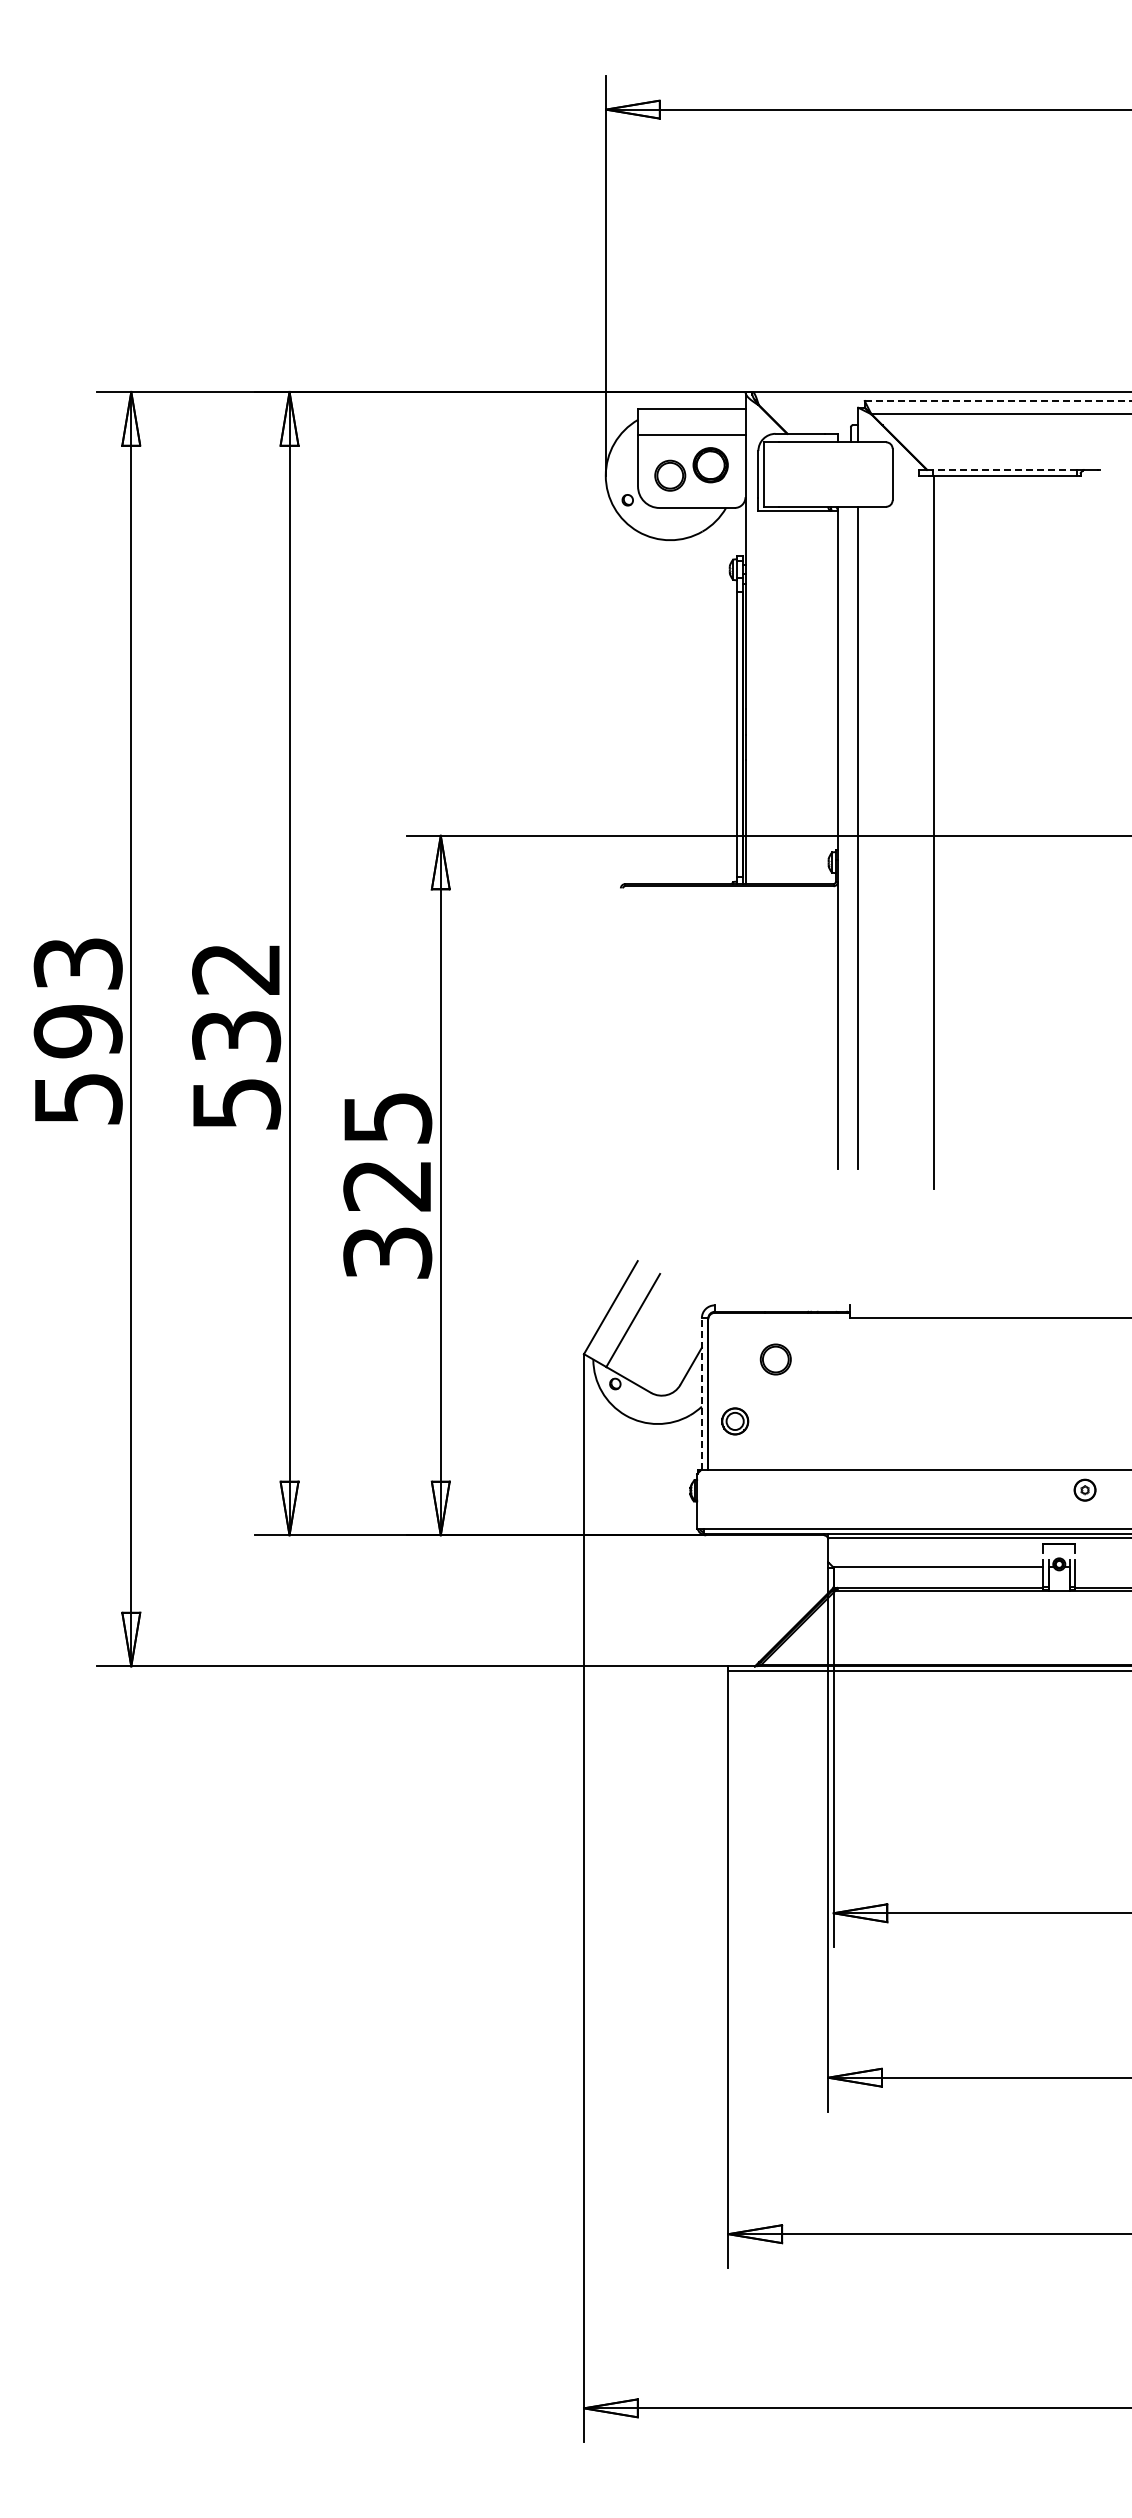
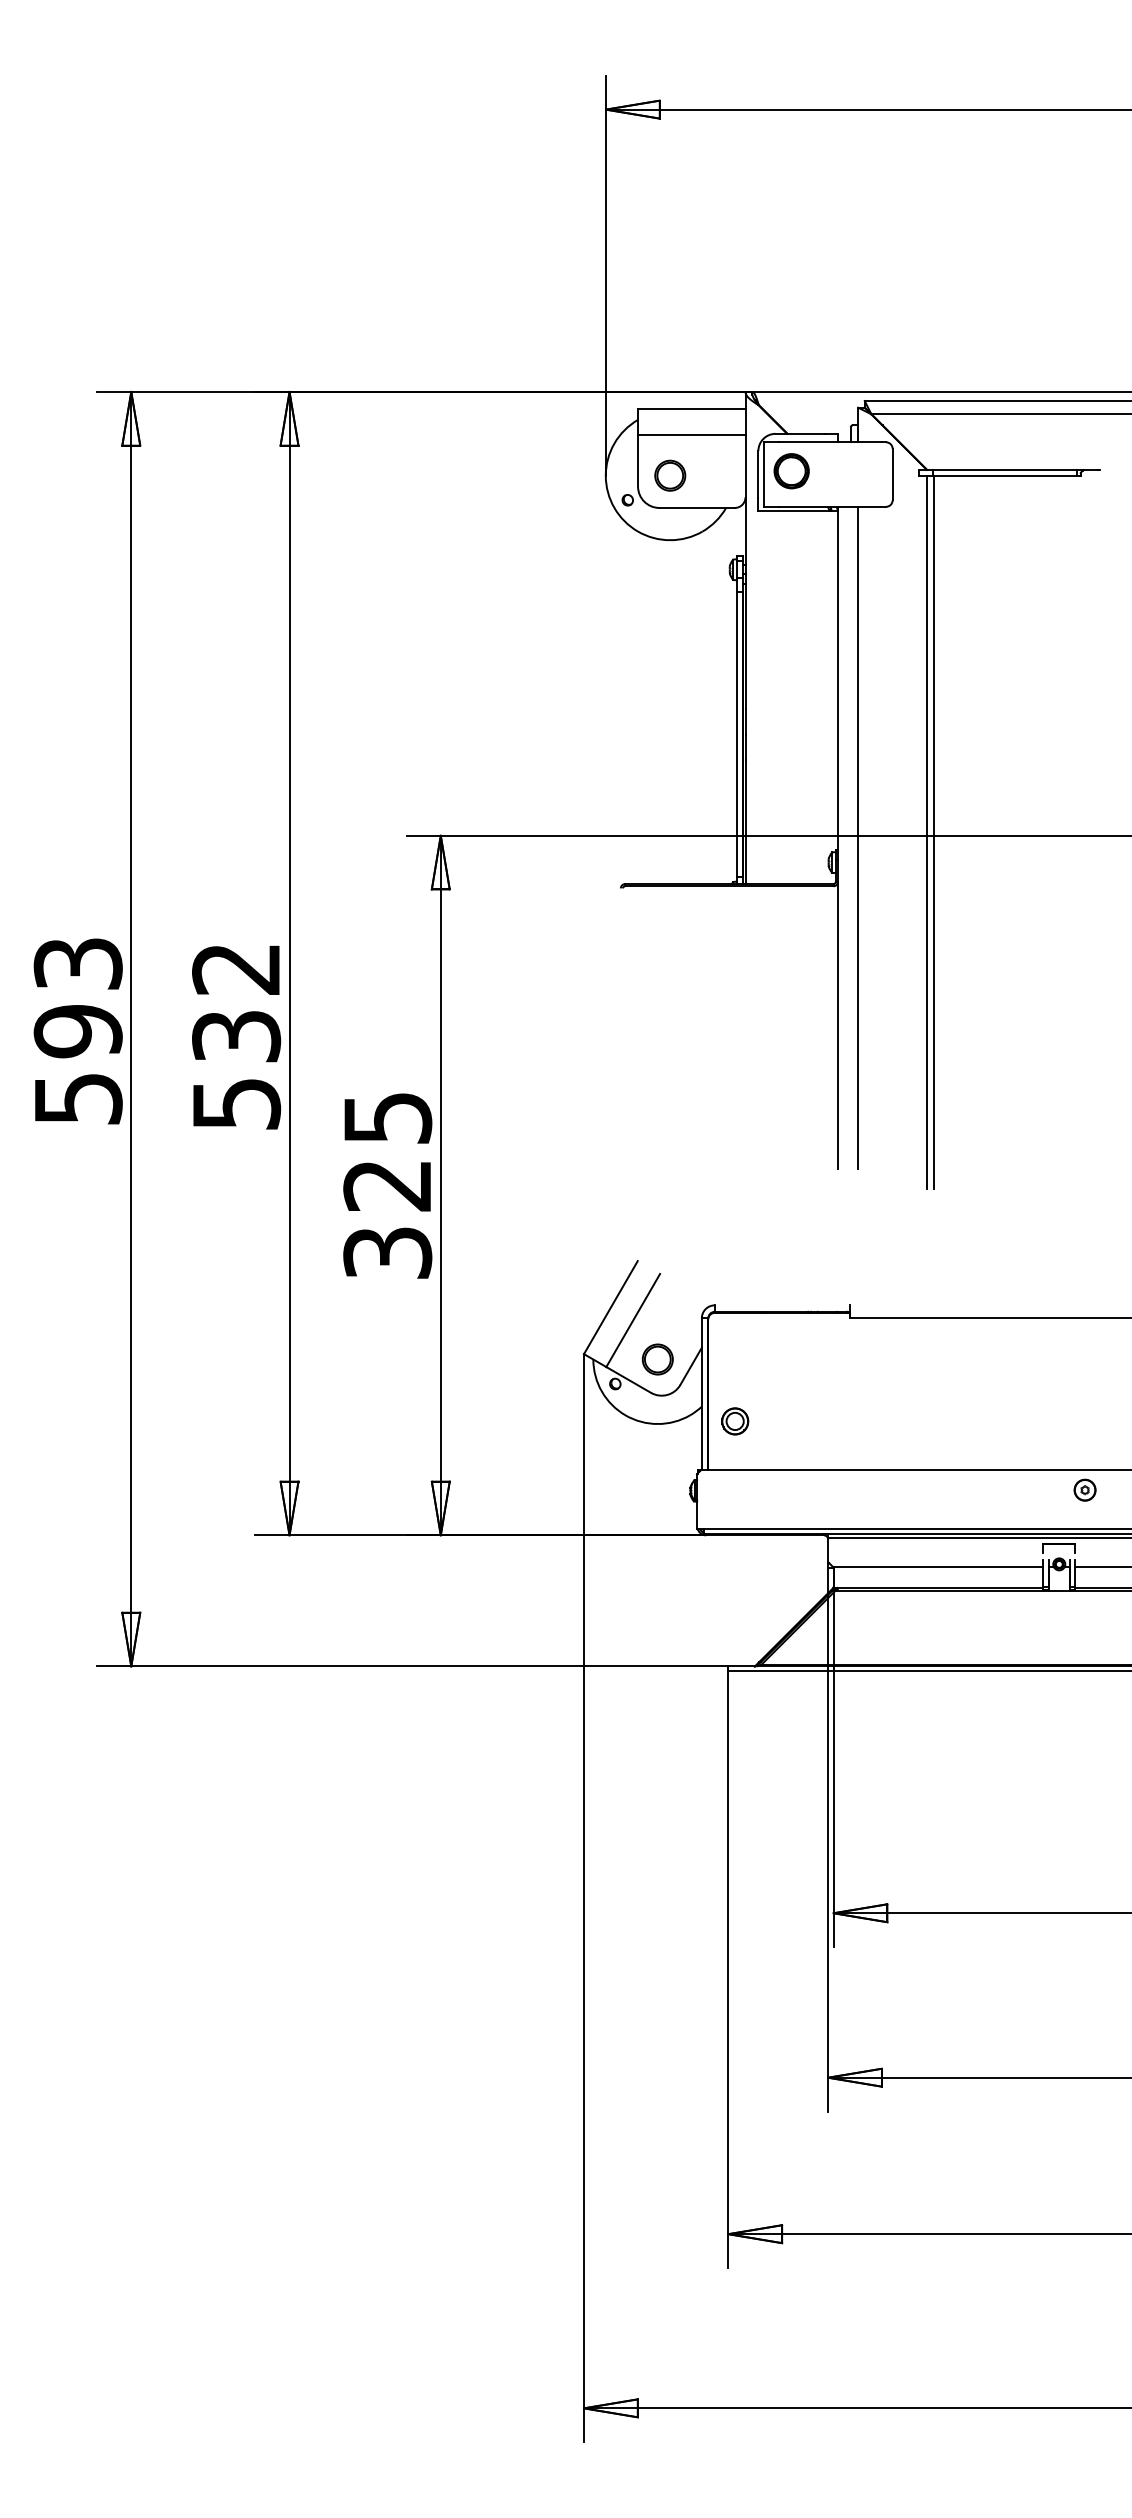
line: dashed -> solid (998, 401)
part position: (710, 465) -> (791, 471) (791, 471)
line: dashed -> solid (1005, 469)
line: none -> present (927, 832)
part position: (775, 1359) -> (657, 1359) (657, 1359)
line: dashed -> solid (701, 1394)
line: none -> present (1101, 1566)
